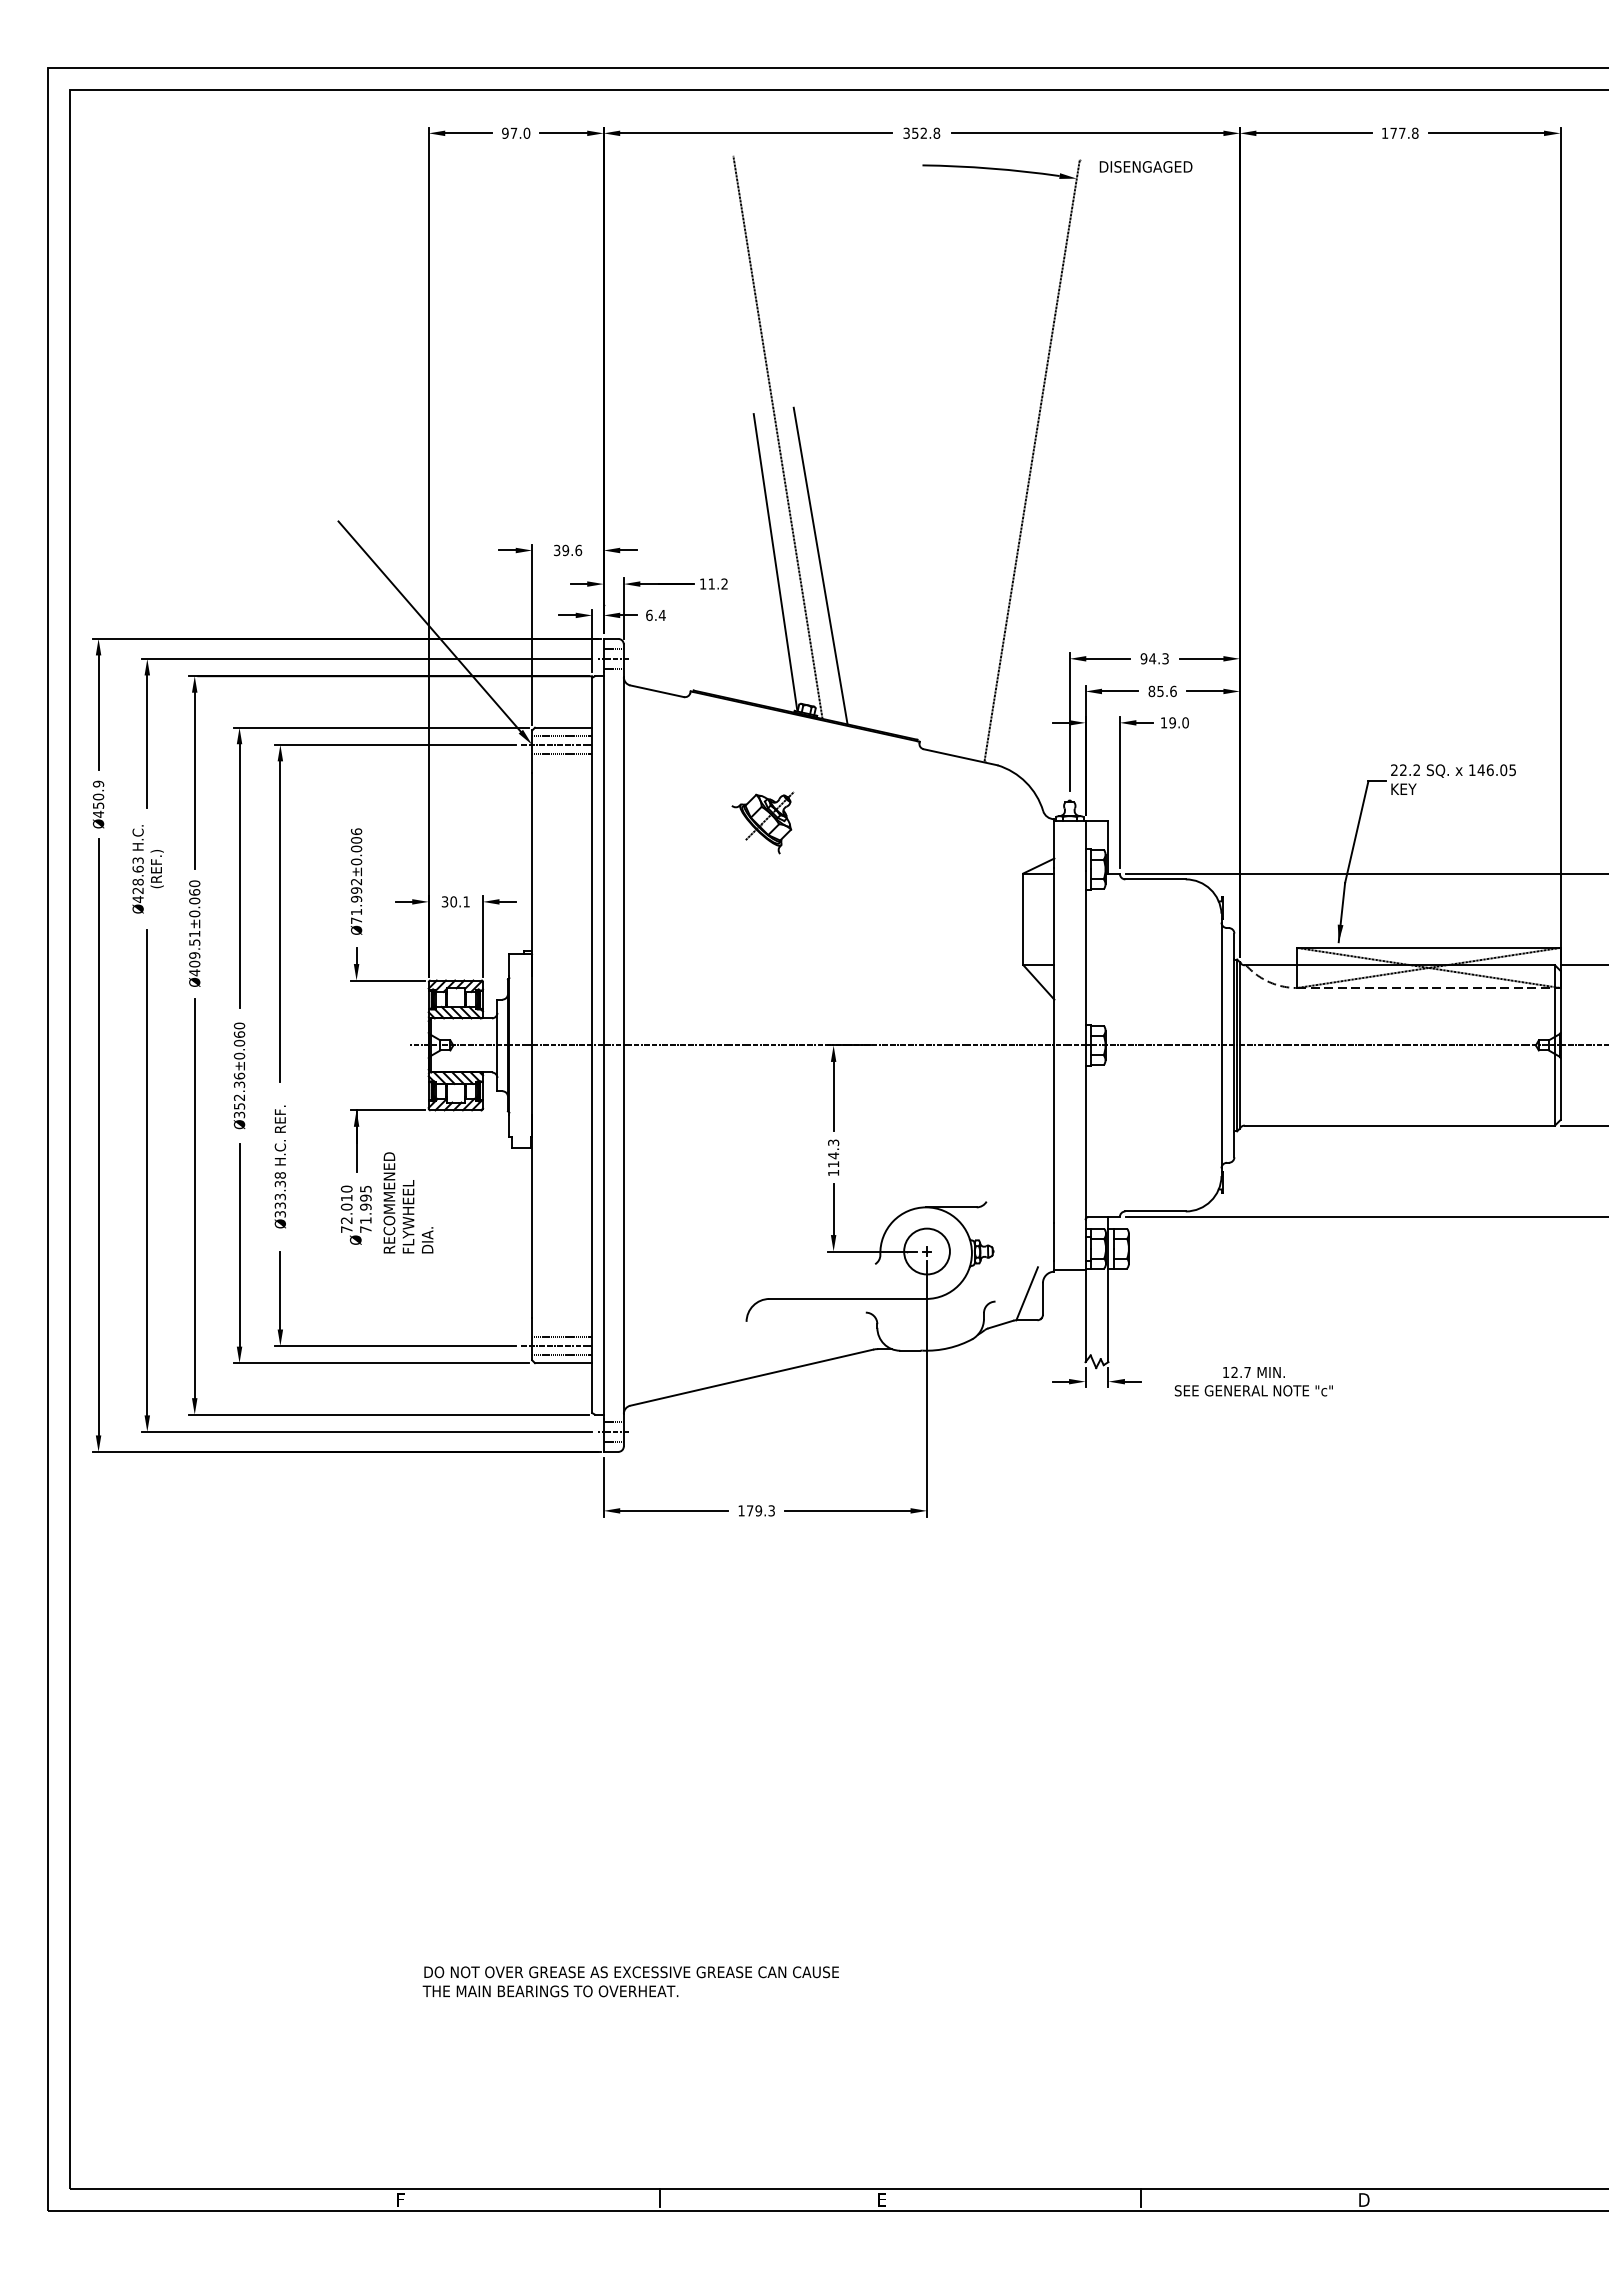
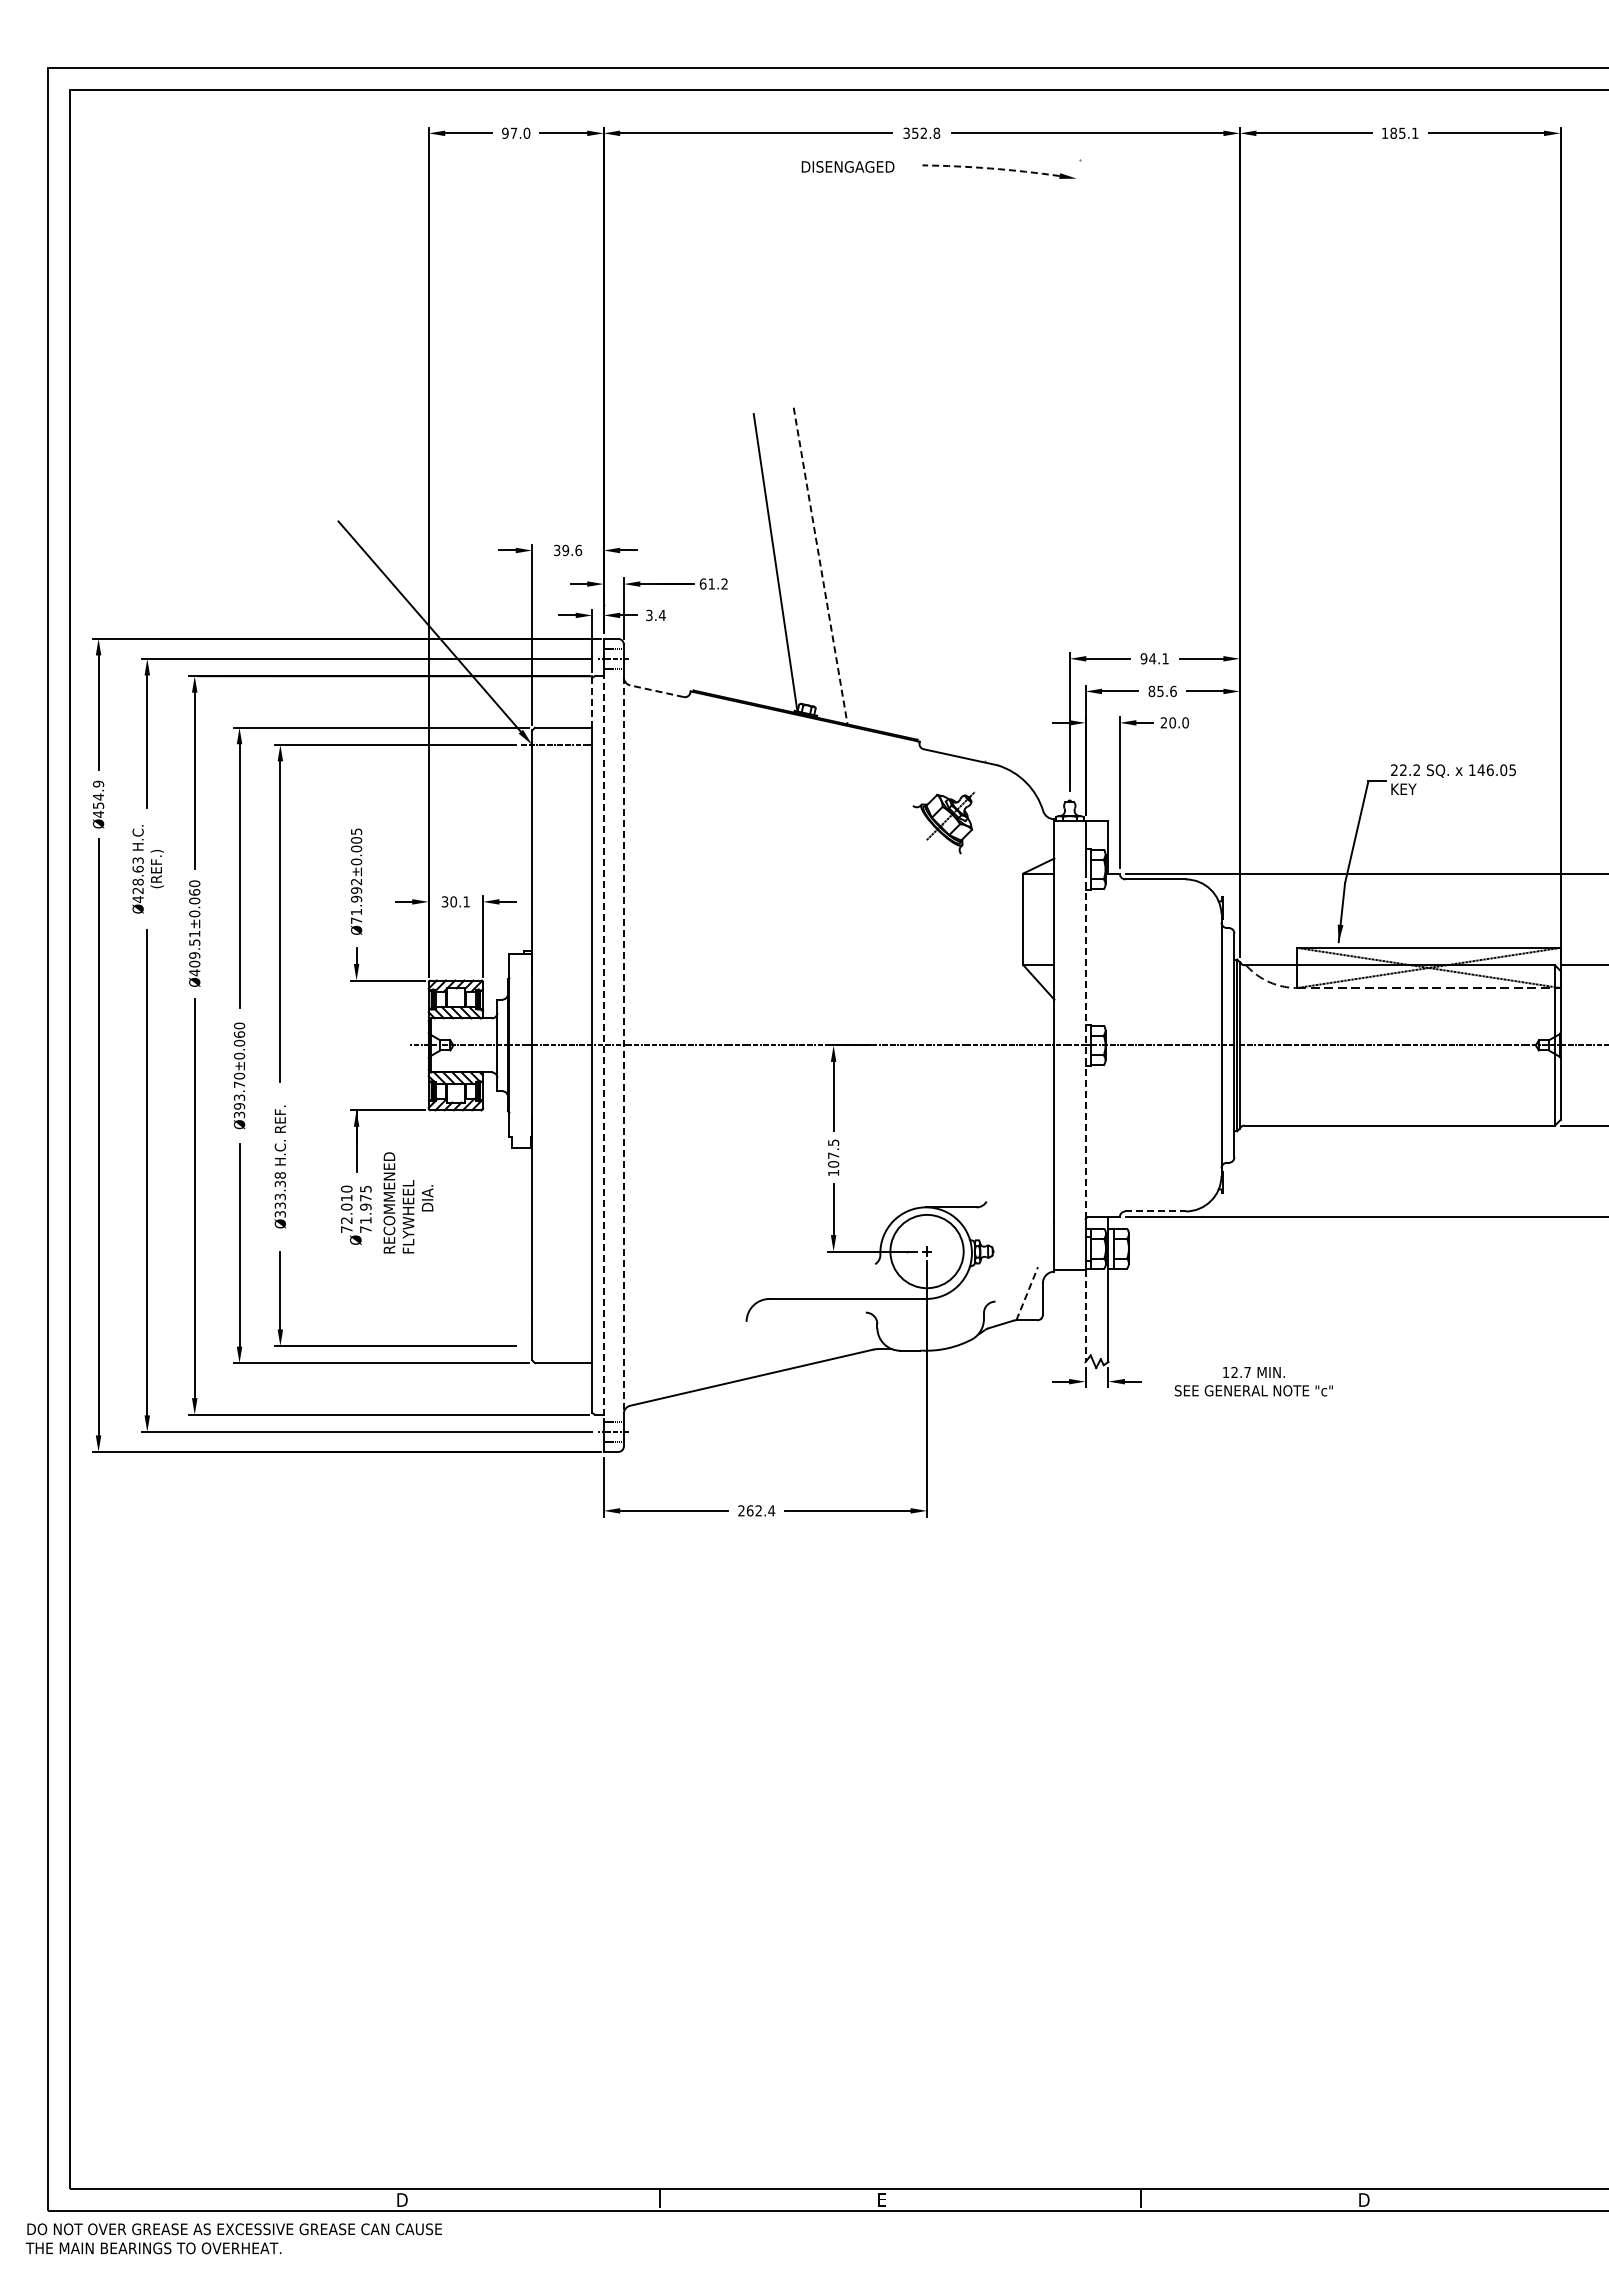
text: 177.8 -> 185.1 (1404, 132)
text position: (1145, 166) -> (847, 166) (847, 166)
arc: solid -> dashed (991, 168)
line: present -> none (777, 436)
line: present -> none (1031, 460)
line: solid -> dashed (820, 566)
text: 11.2 -> 61.2 (702, 583)
text: 6.4 -> 3.4 (649, 615)
text: 94.3 -> 94.1 (1165, 658)
line: solid -> dashed (656, 691)
line: solid -> dashed (592, 702)
text: 19.0 -> 20.0 (1167, 722)
line: present -> none (562, 735)
line: present -> none (562, 754)
text: Ø450.9 -> Ø454.9 (98, 796)
part position: (762, 822) -> (943, 822) (943, 822)
text: Ø71.992±0.006 -> Ø71.992±0.005 (356, 831)
line: solid -> dashed (603, 1045)
line: solid -> dashed (1085, 1045)
line: solid -> dashed (623, 1046)
text: Ø352.36±0.060 -> Ø393.70±0.060 (239, 1090)
text: 114.3 -> 107.5 (833, 1153)
text: 71.995 -> 71.975 (365, 1197)
line: solid -> dashed (1156, 1211)
text position: (427, 1240) -> (427, 1198) (427, 1198)
circle diameter: 46 px -> 73 px (926, 1251)
line: solid -> dashed (1027, 1293)
line: solid -> dashed (1085, 1316)
line: present -> none (562, 1336)
line: present -> none (556, 1346)
line: present -> none (562, 1355)
text: 179.3 -> 262.4 (756, 1510)
text position: (630, 1981) -> (233, 2238) (233, 2238)
text: F -> D (402, 2199)
